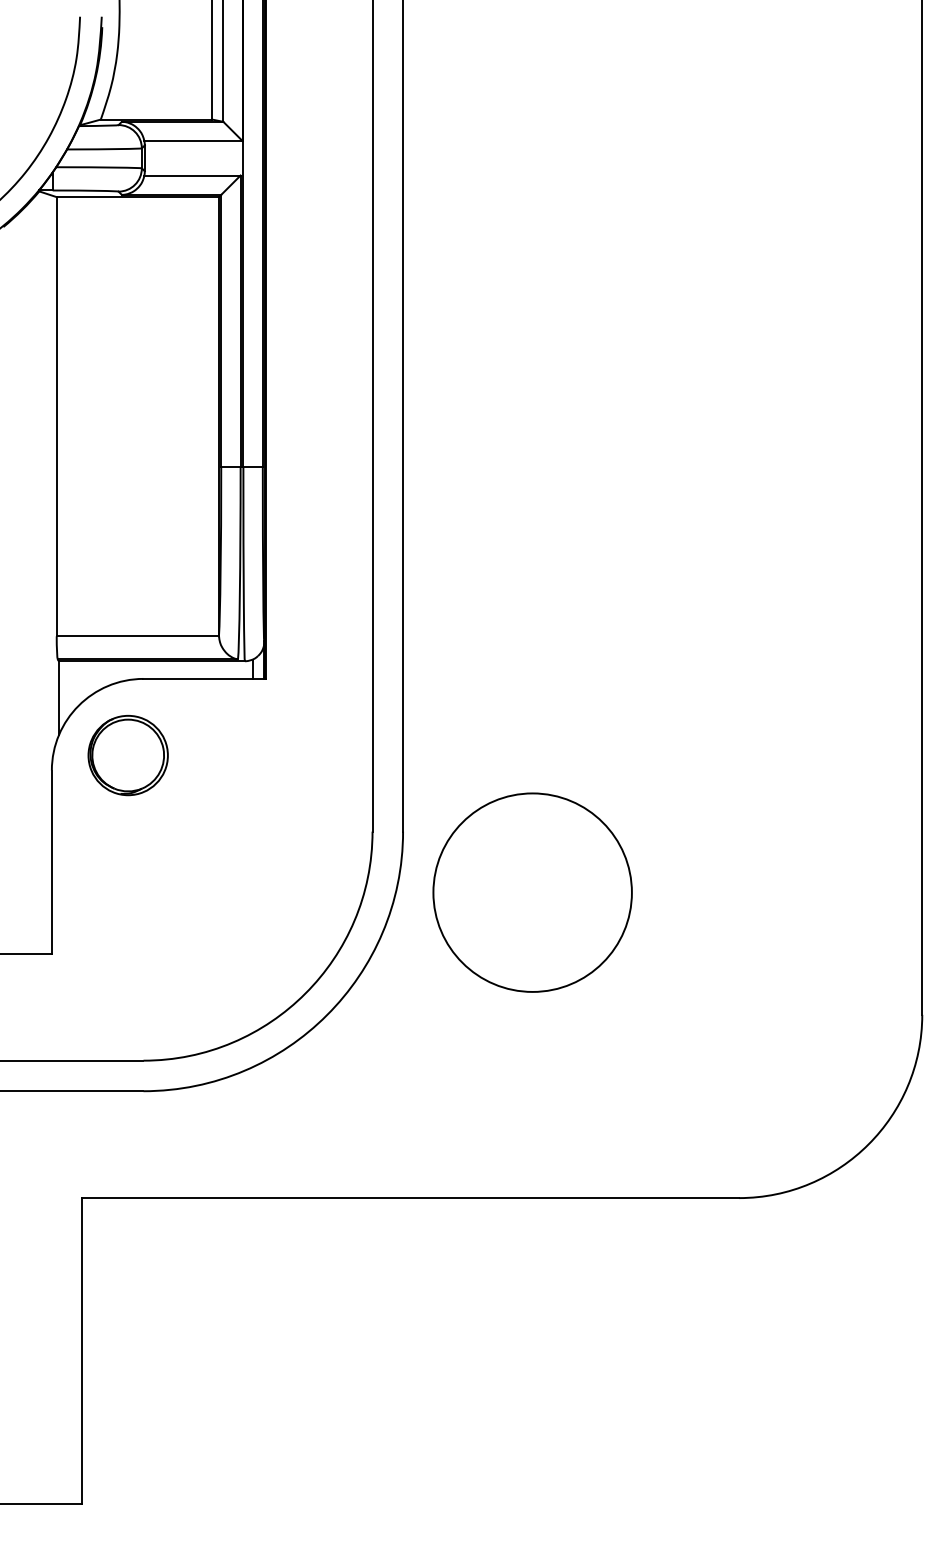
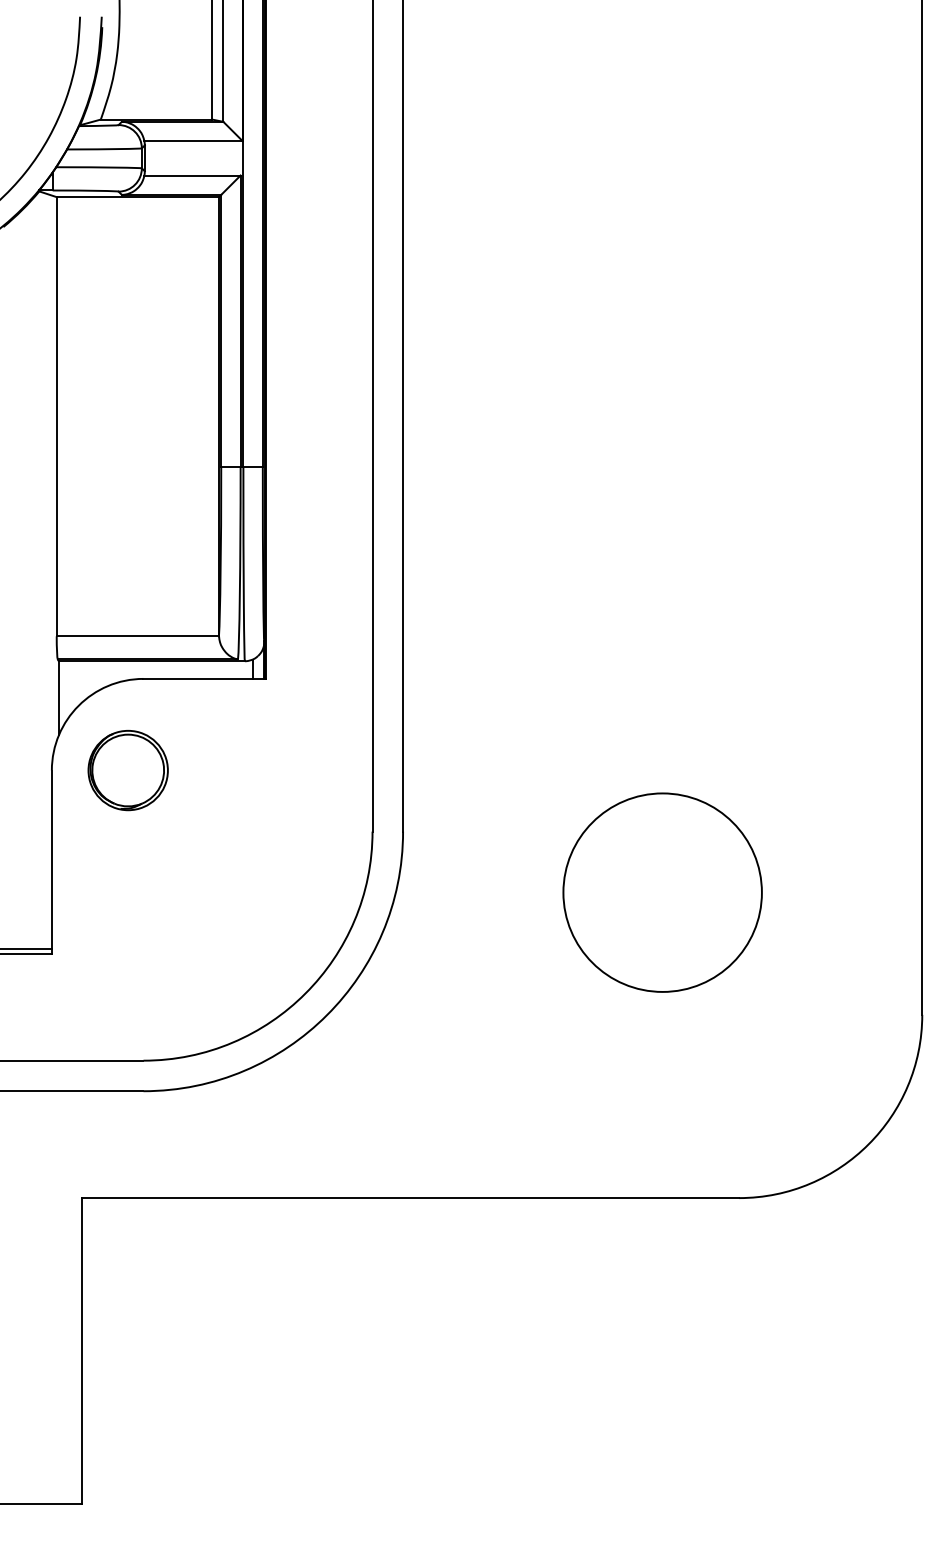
part position: (127, 755) -> (127, 770) (127, 770)
circle position: (532, 892) -> (662, 892) (662, 892)
line: none -> present (26, 948)
